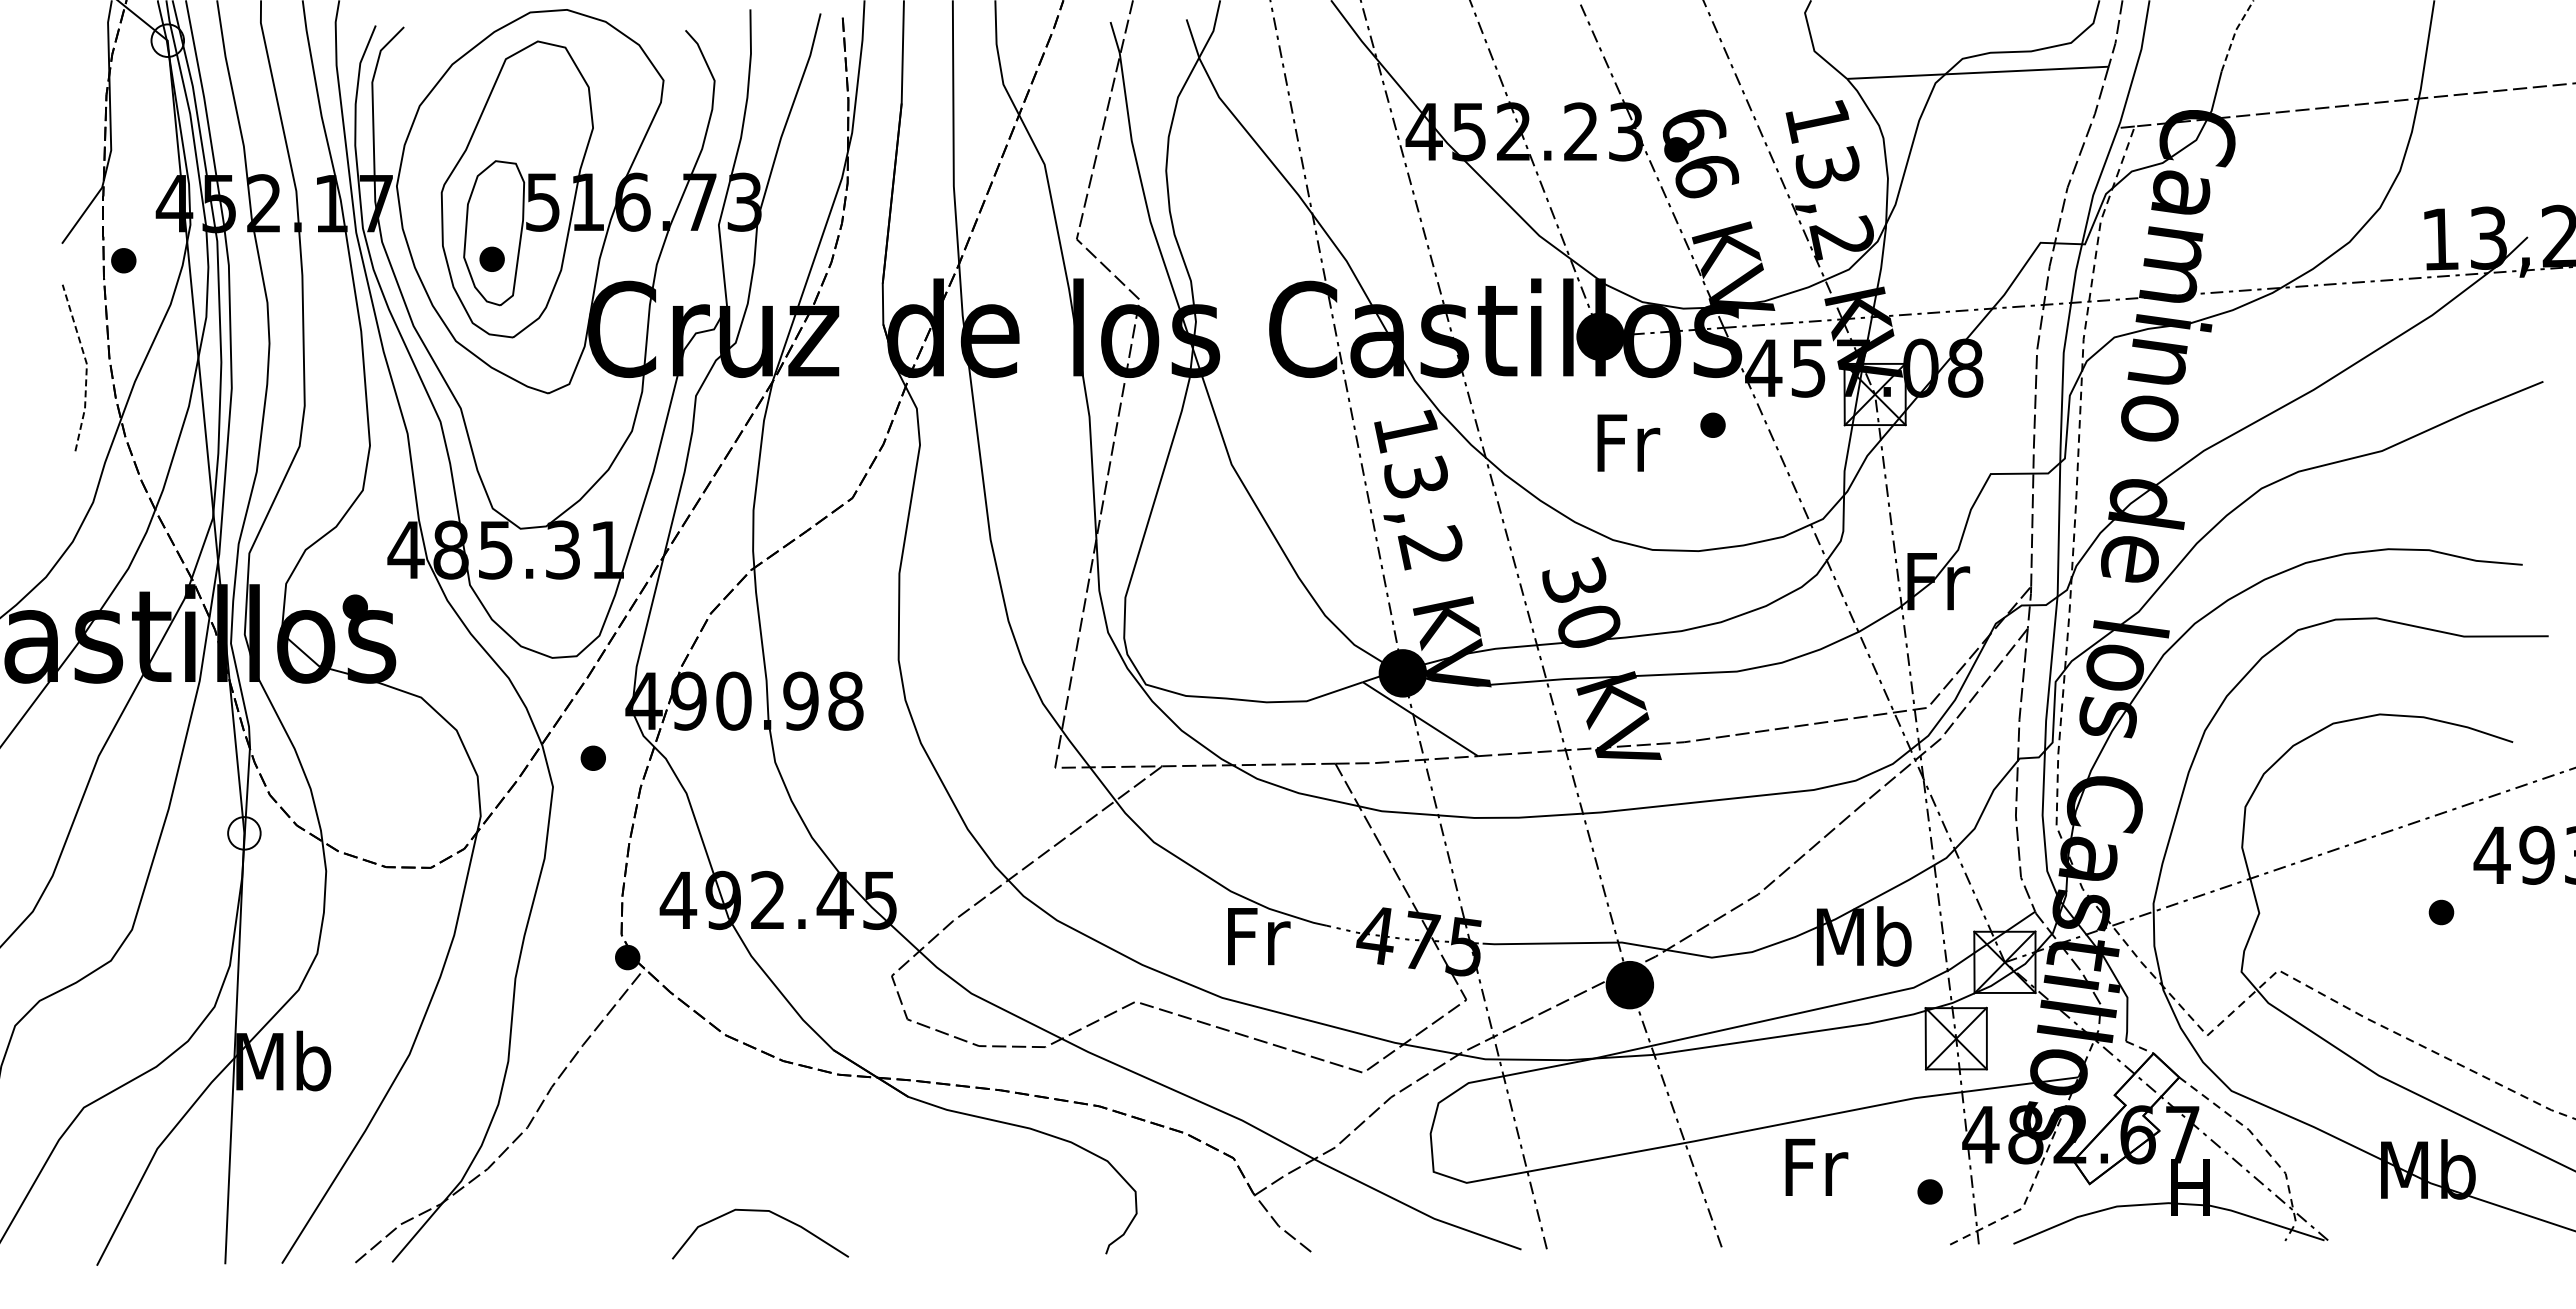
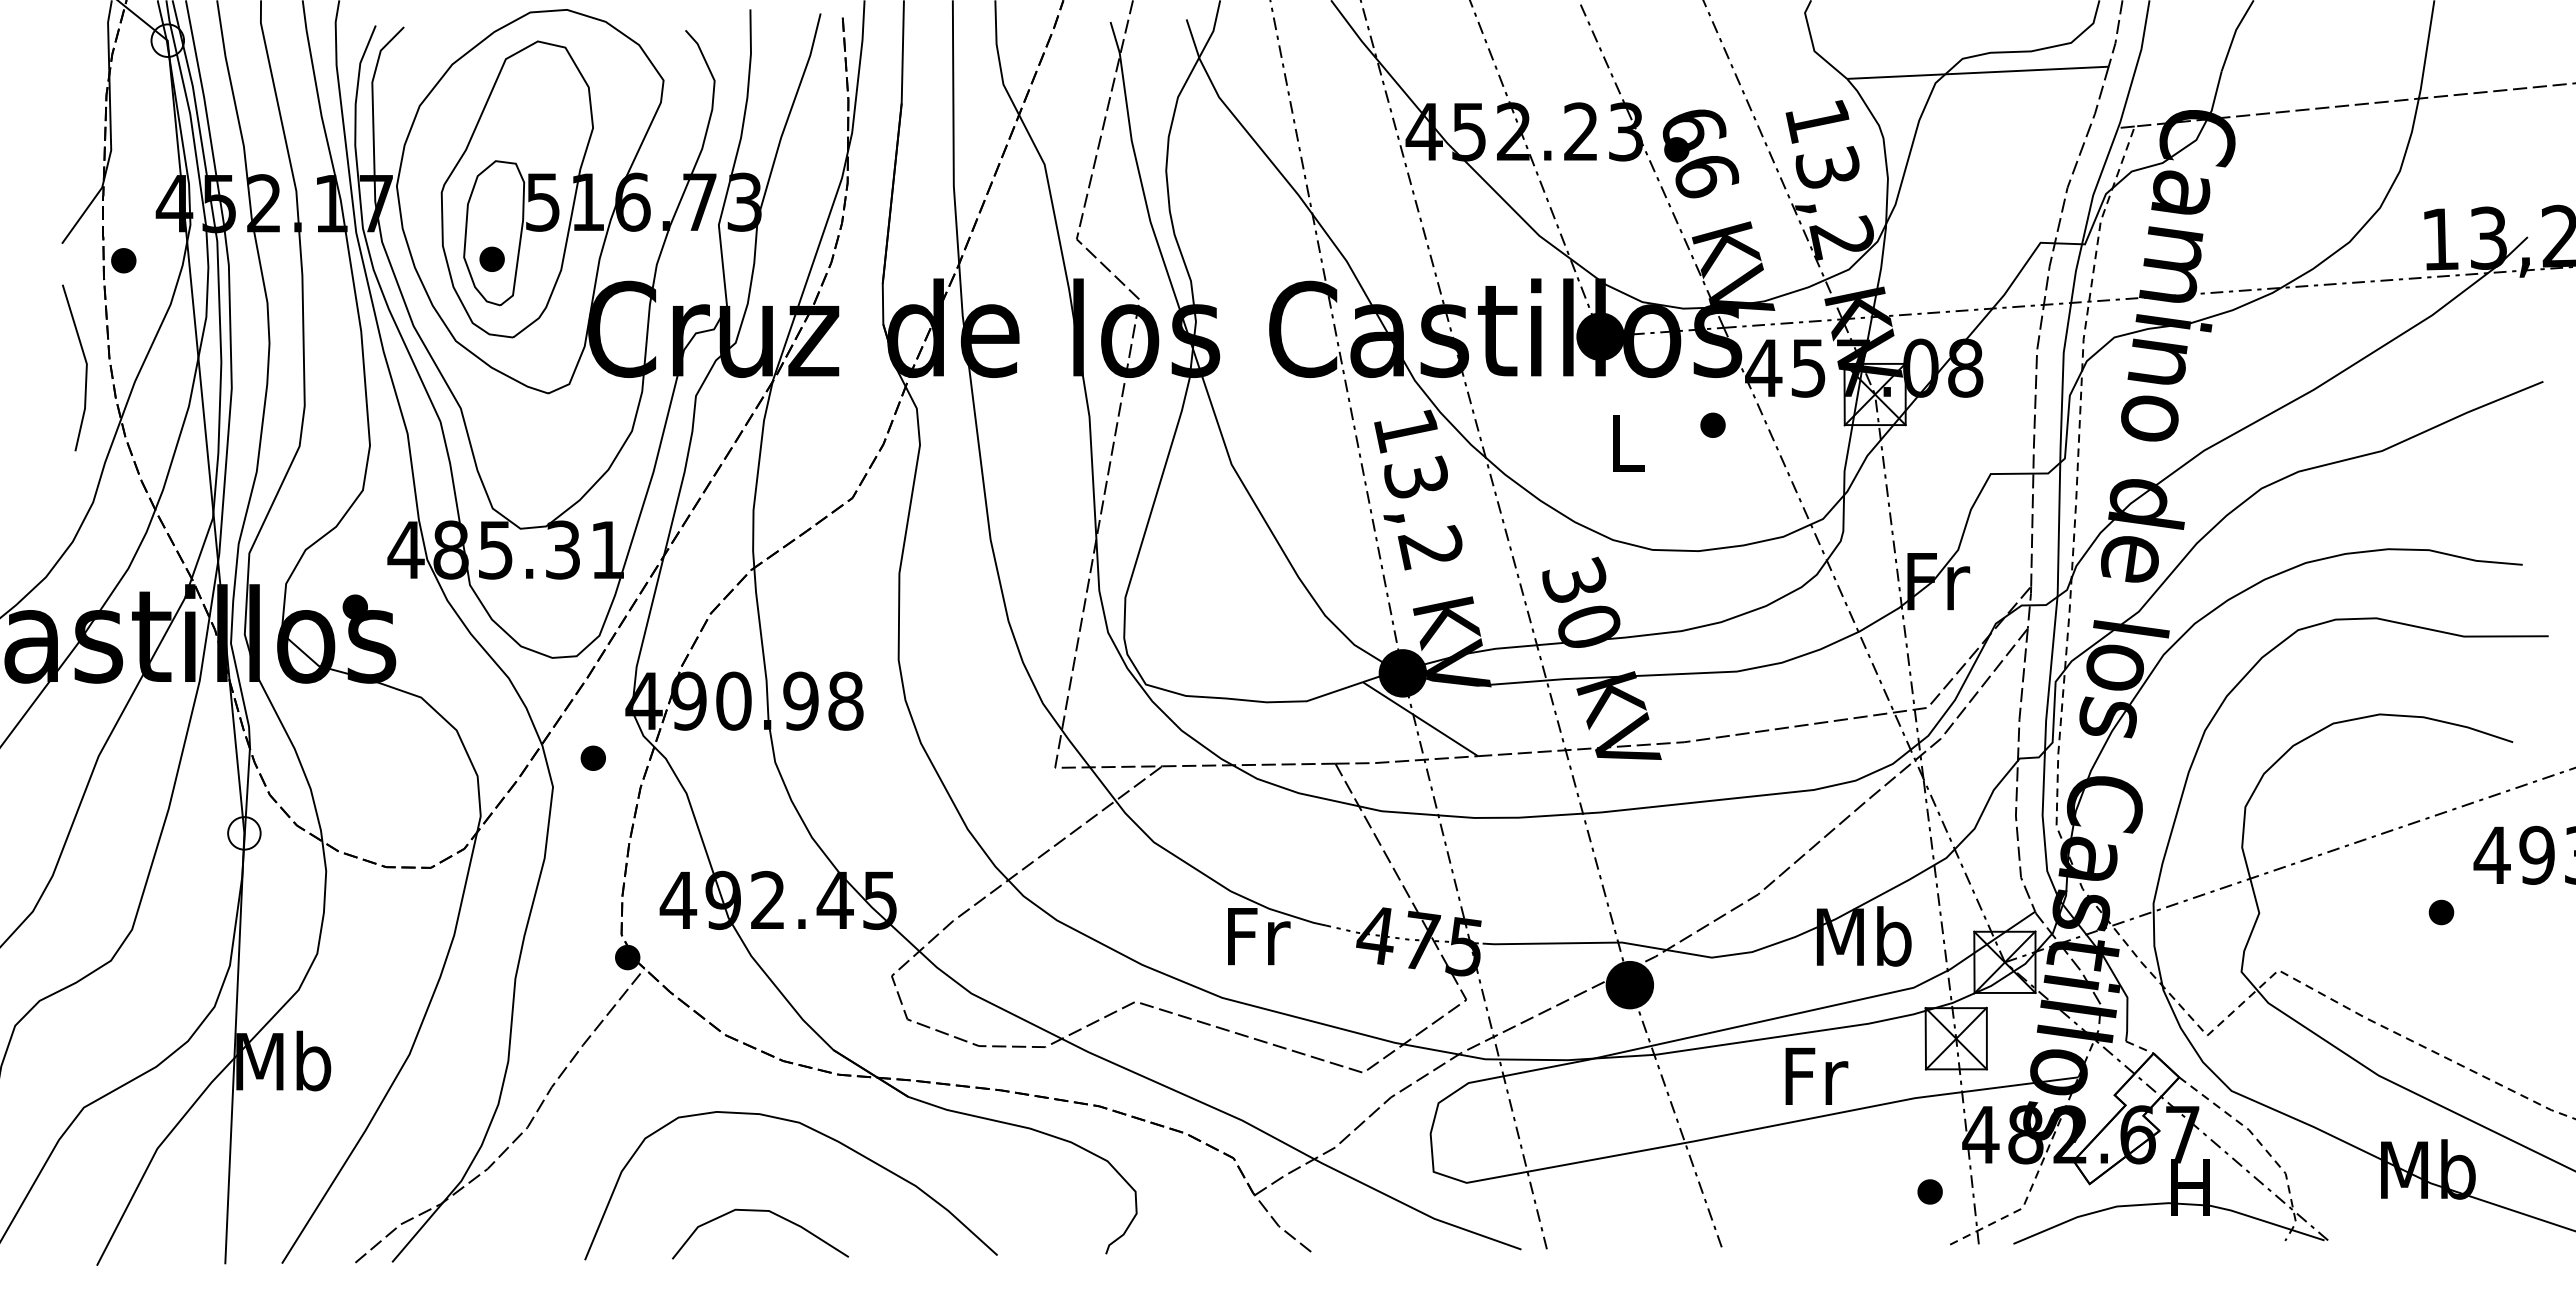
line: dashed -> solid (2234, 33)
line: dashed -> solid (86, 366)
text: Fr -> L (1628, 442)
curve: none -> present (816, 1132)
text position: (1816, 1167) -> (1816, 1076) (1816, 1076)
